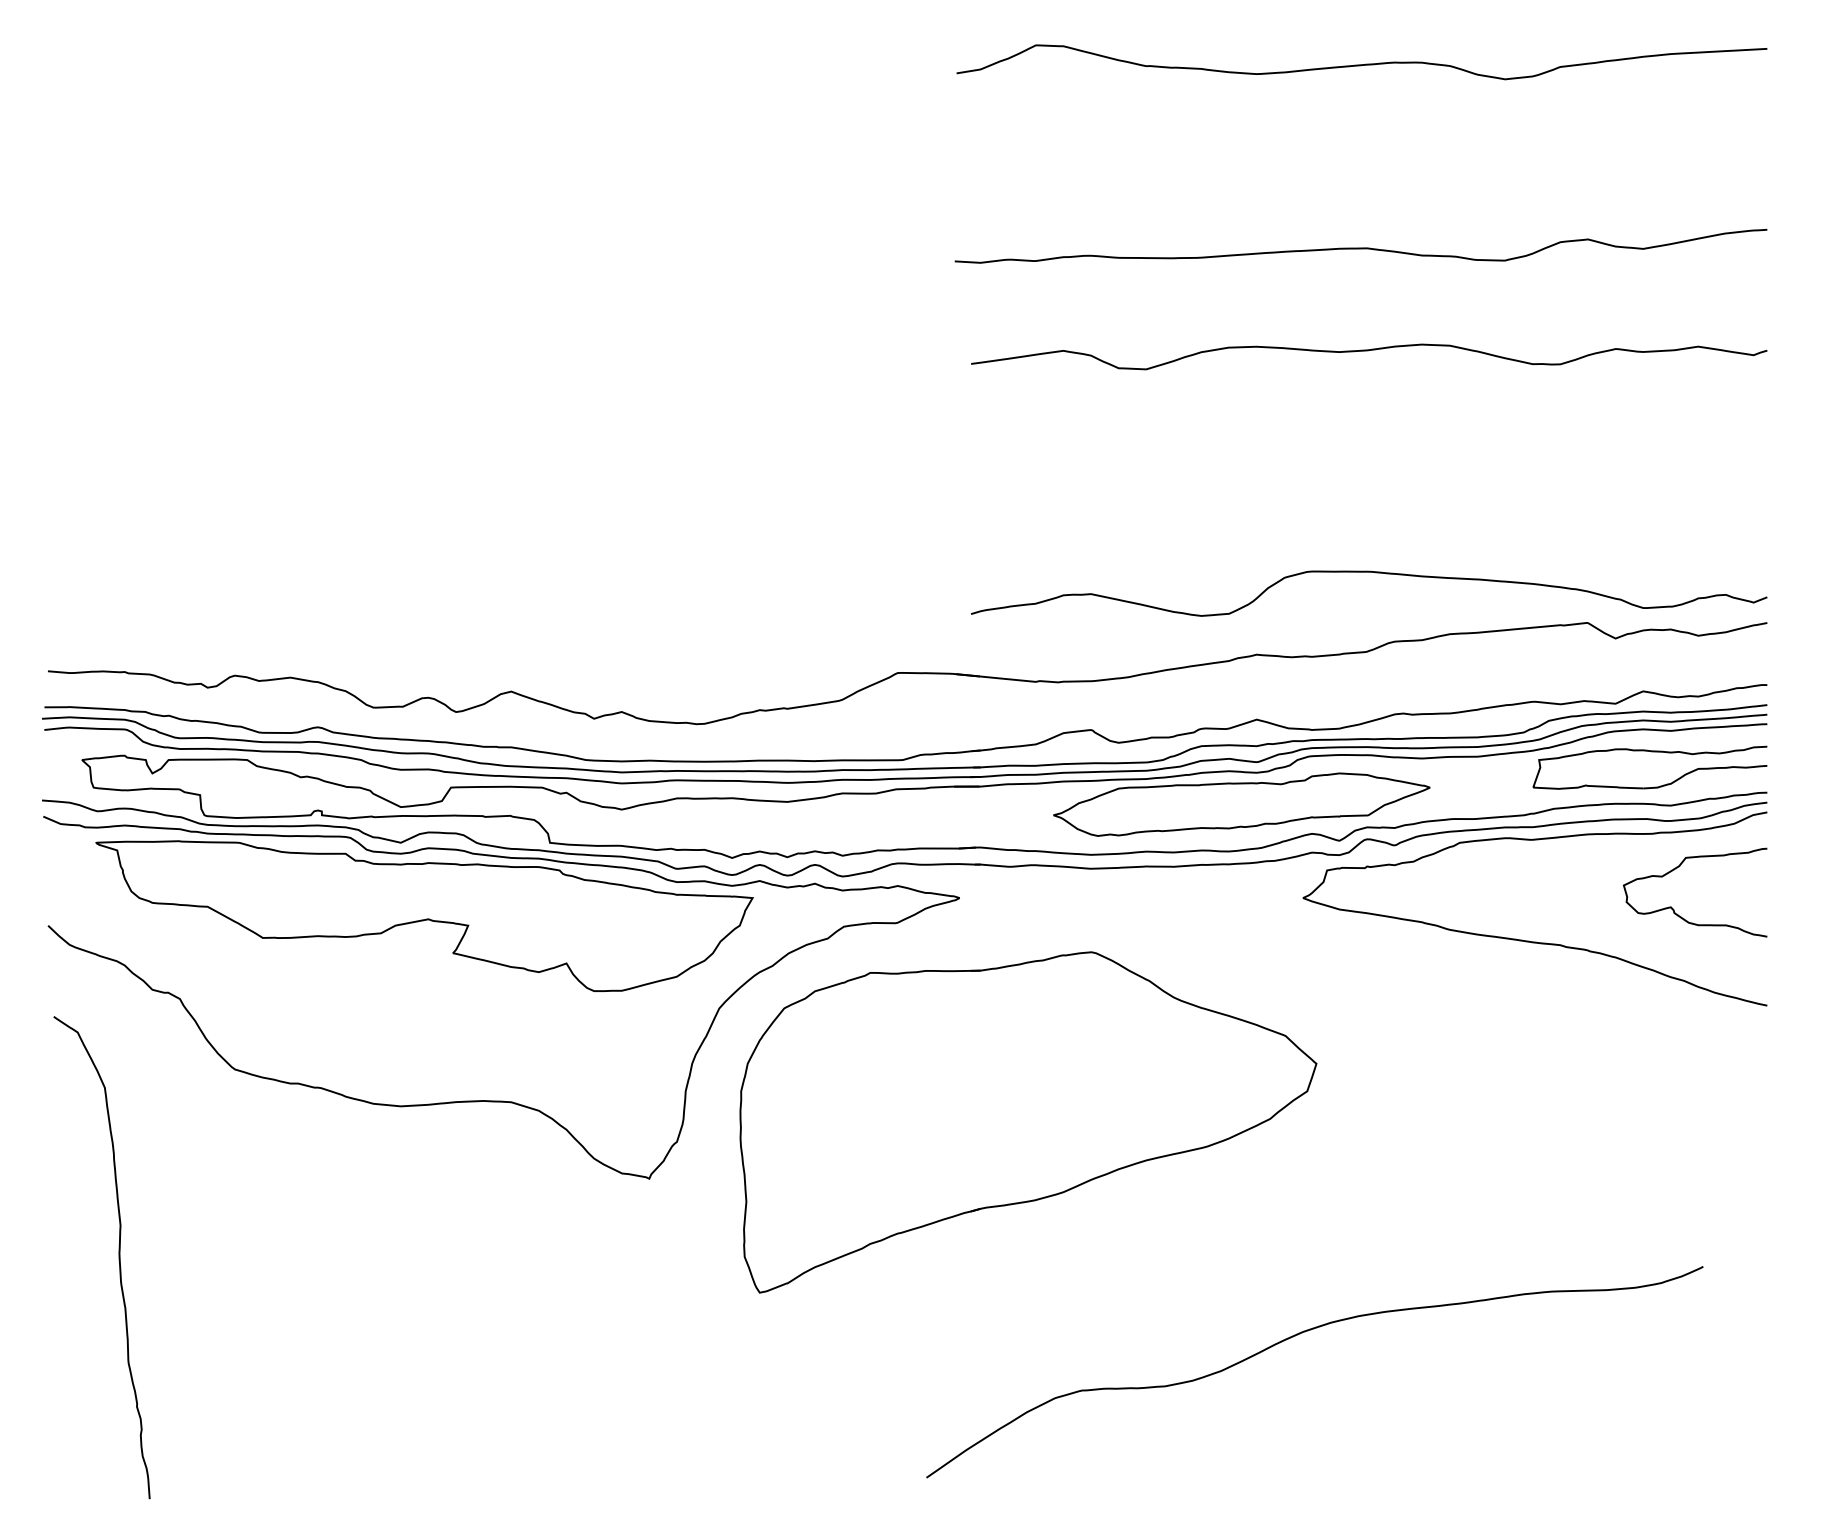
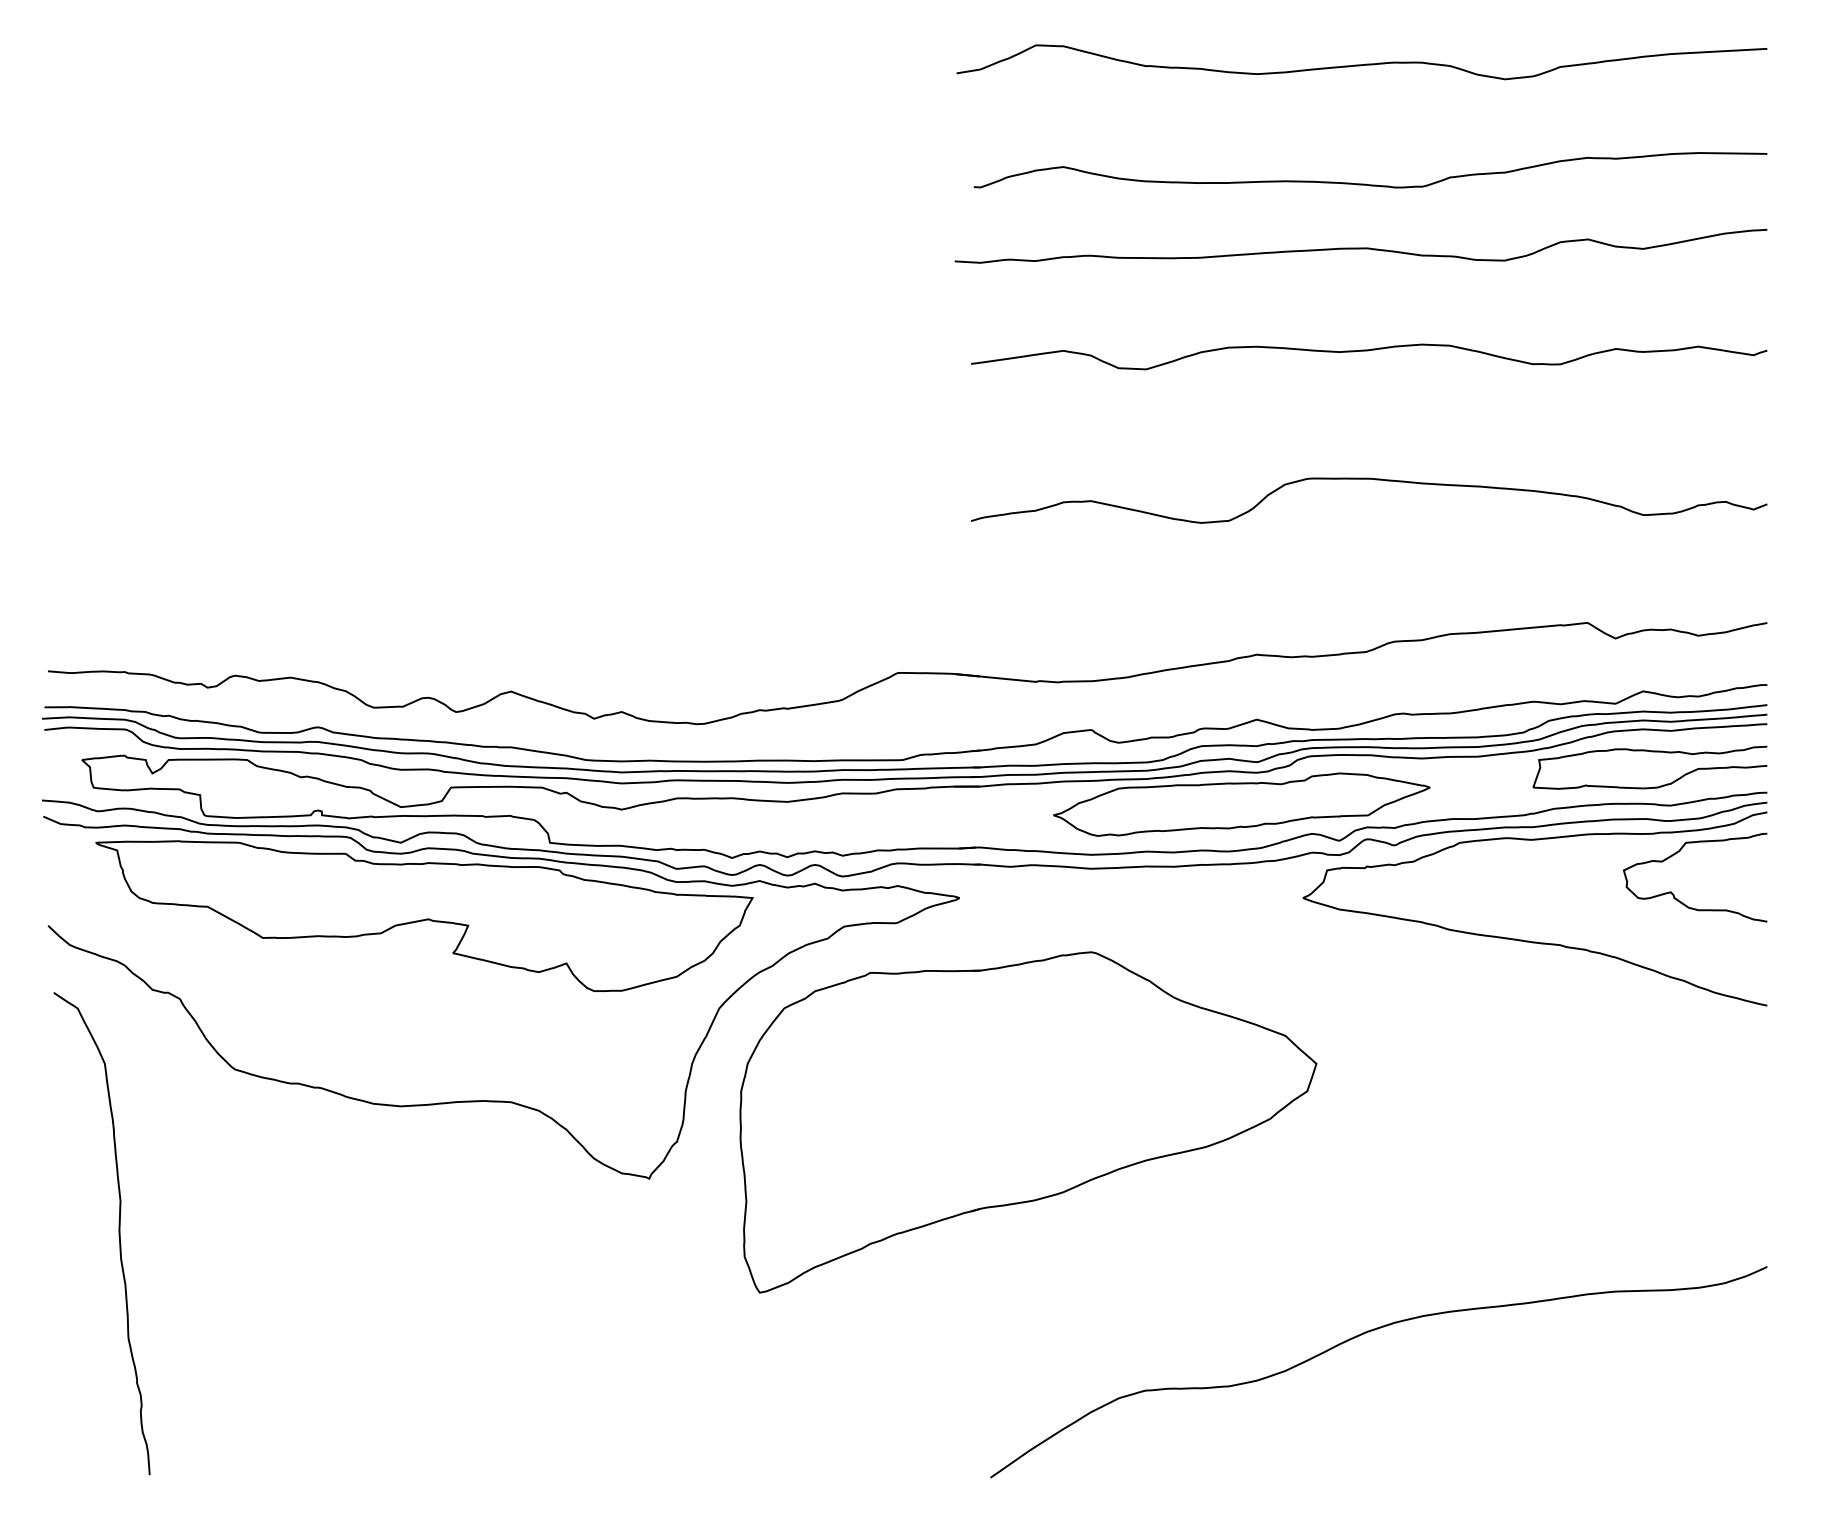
curve: none -> present (1365, 183)
curve position: (1375, 573) -> (1375, 480) (1375, 480)
curve position: (1674, 909) -> (1674, 894) (1674, 894)
curve position: (118, 1257) -> (118, 1233) (118, 1233)
curve position: (1300, 1334) -> (1364, 1334) (1364, 1334)
